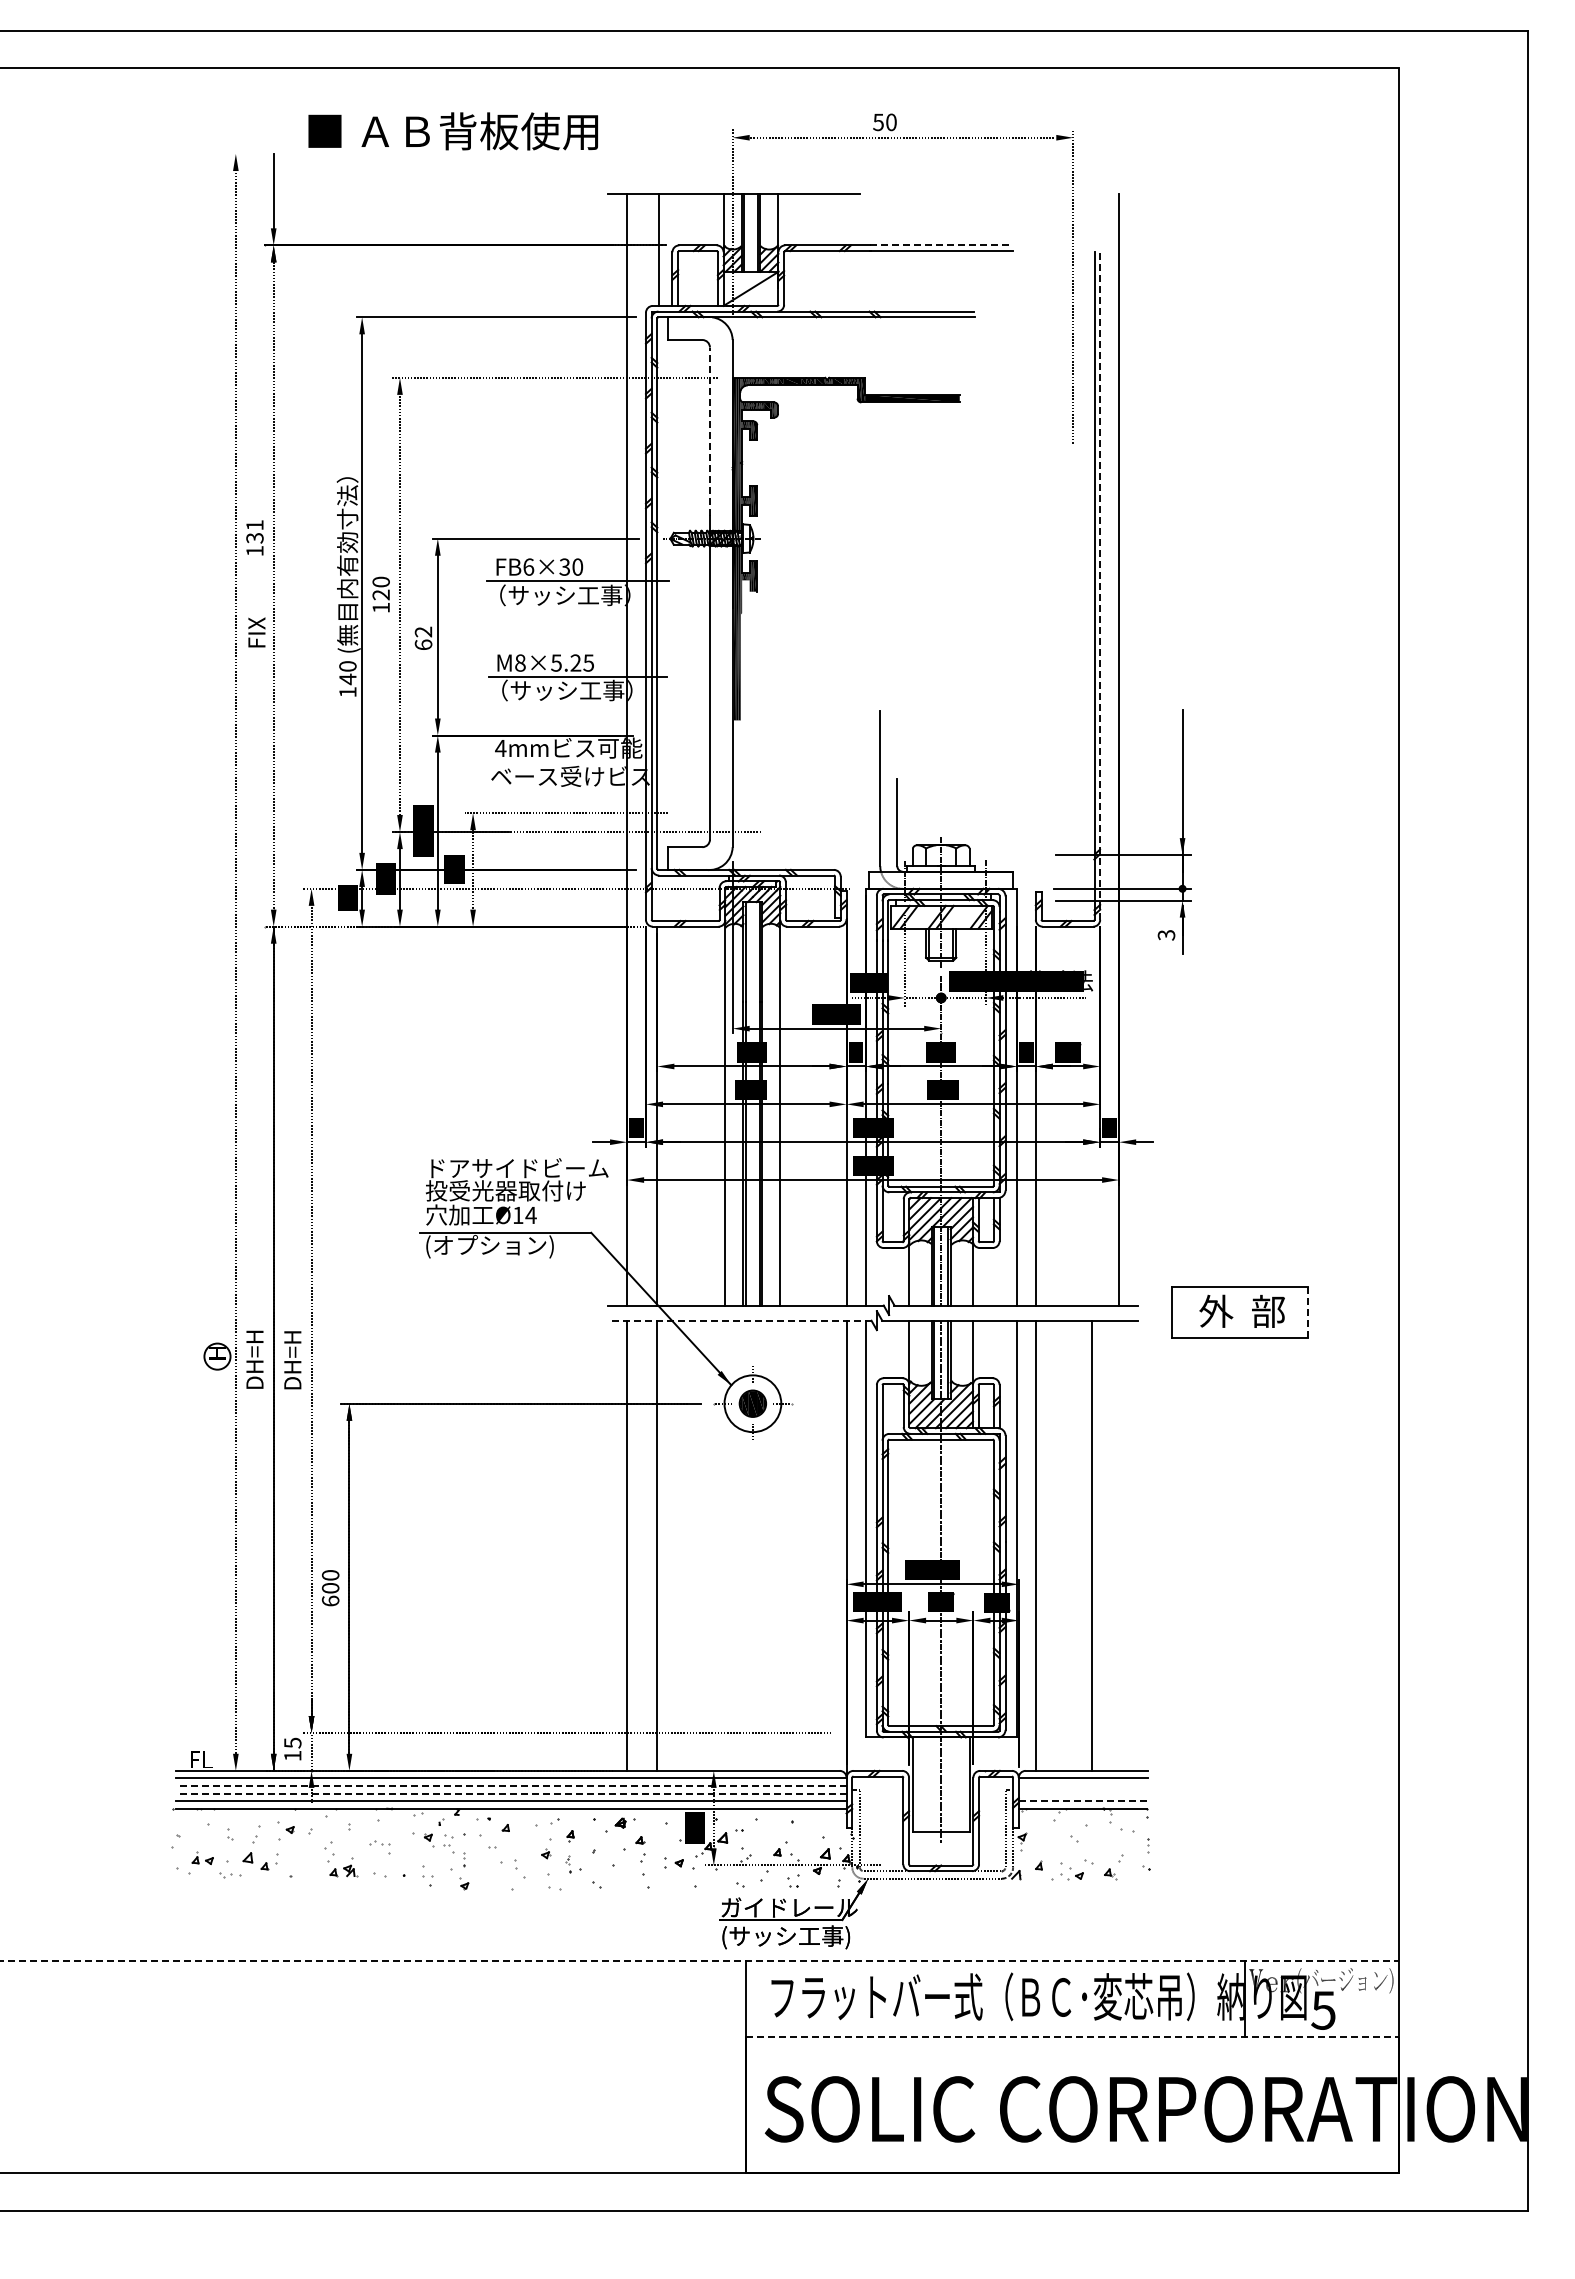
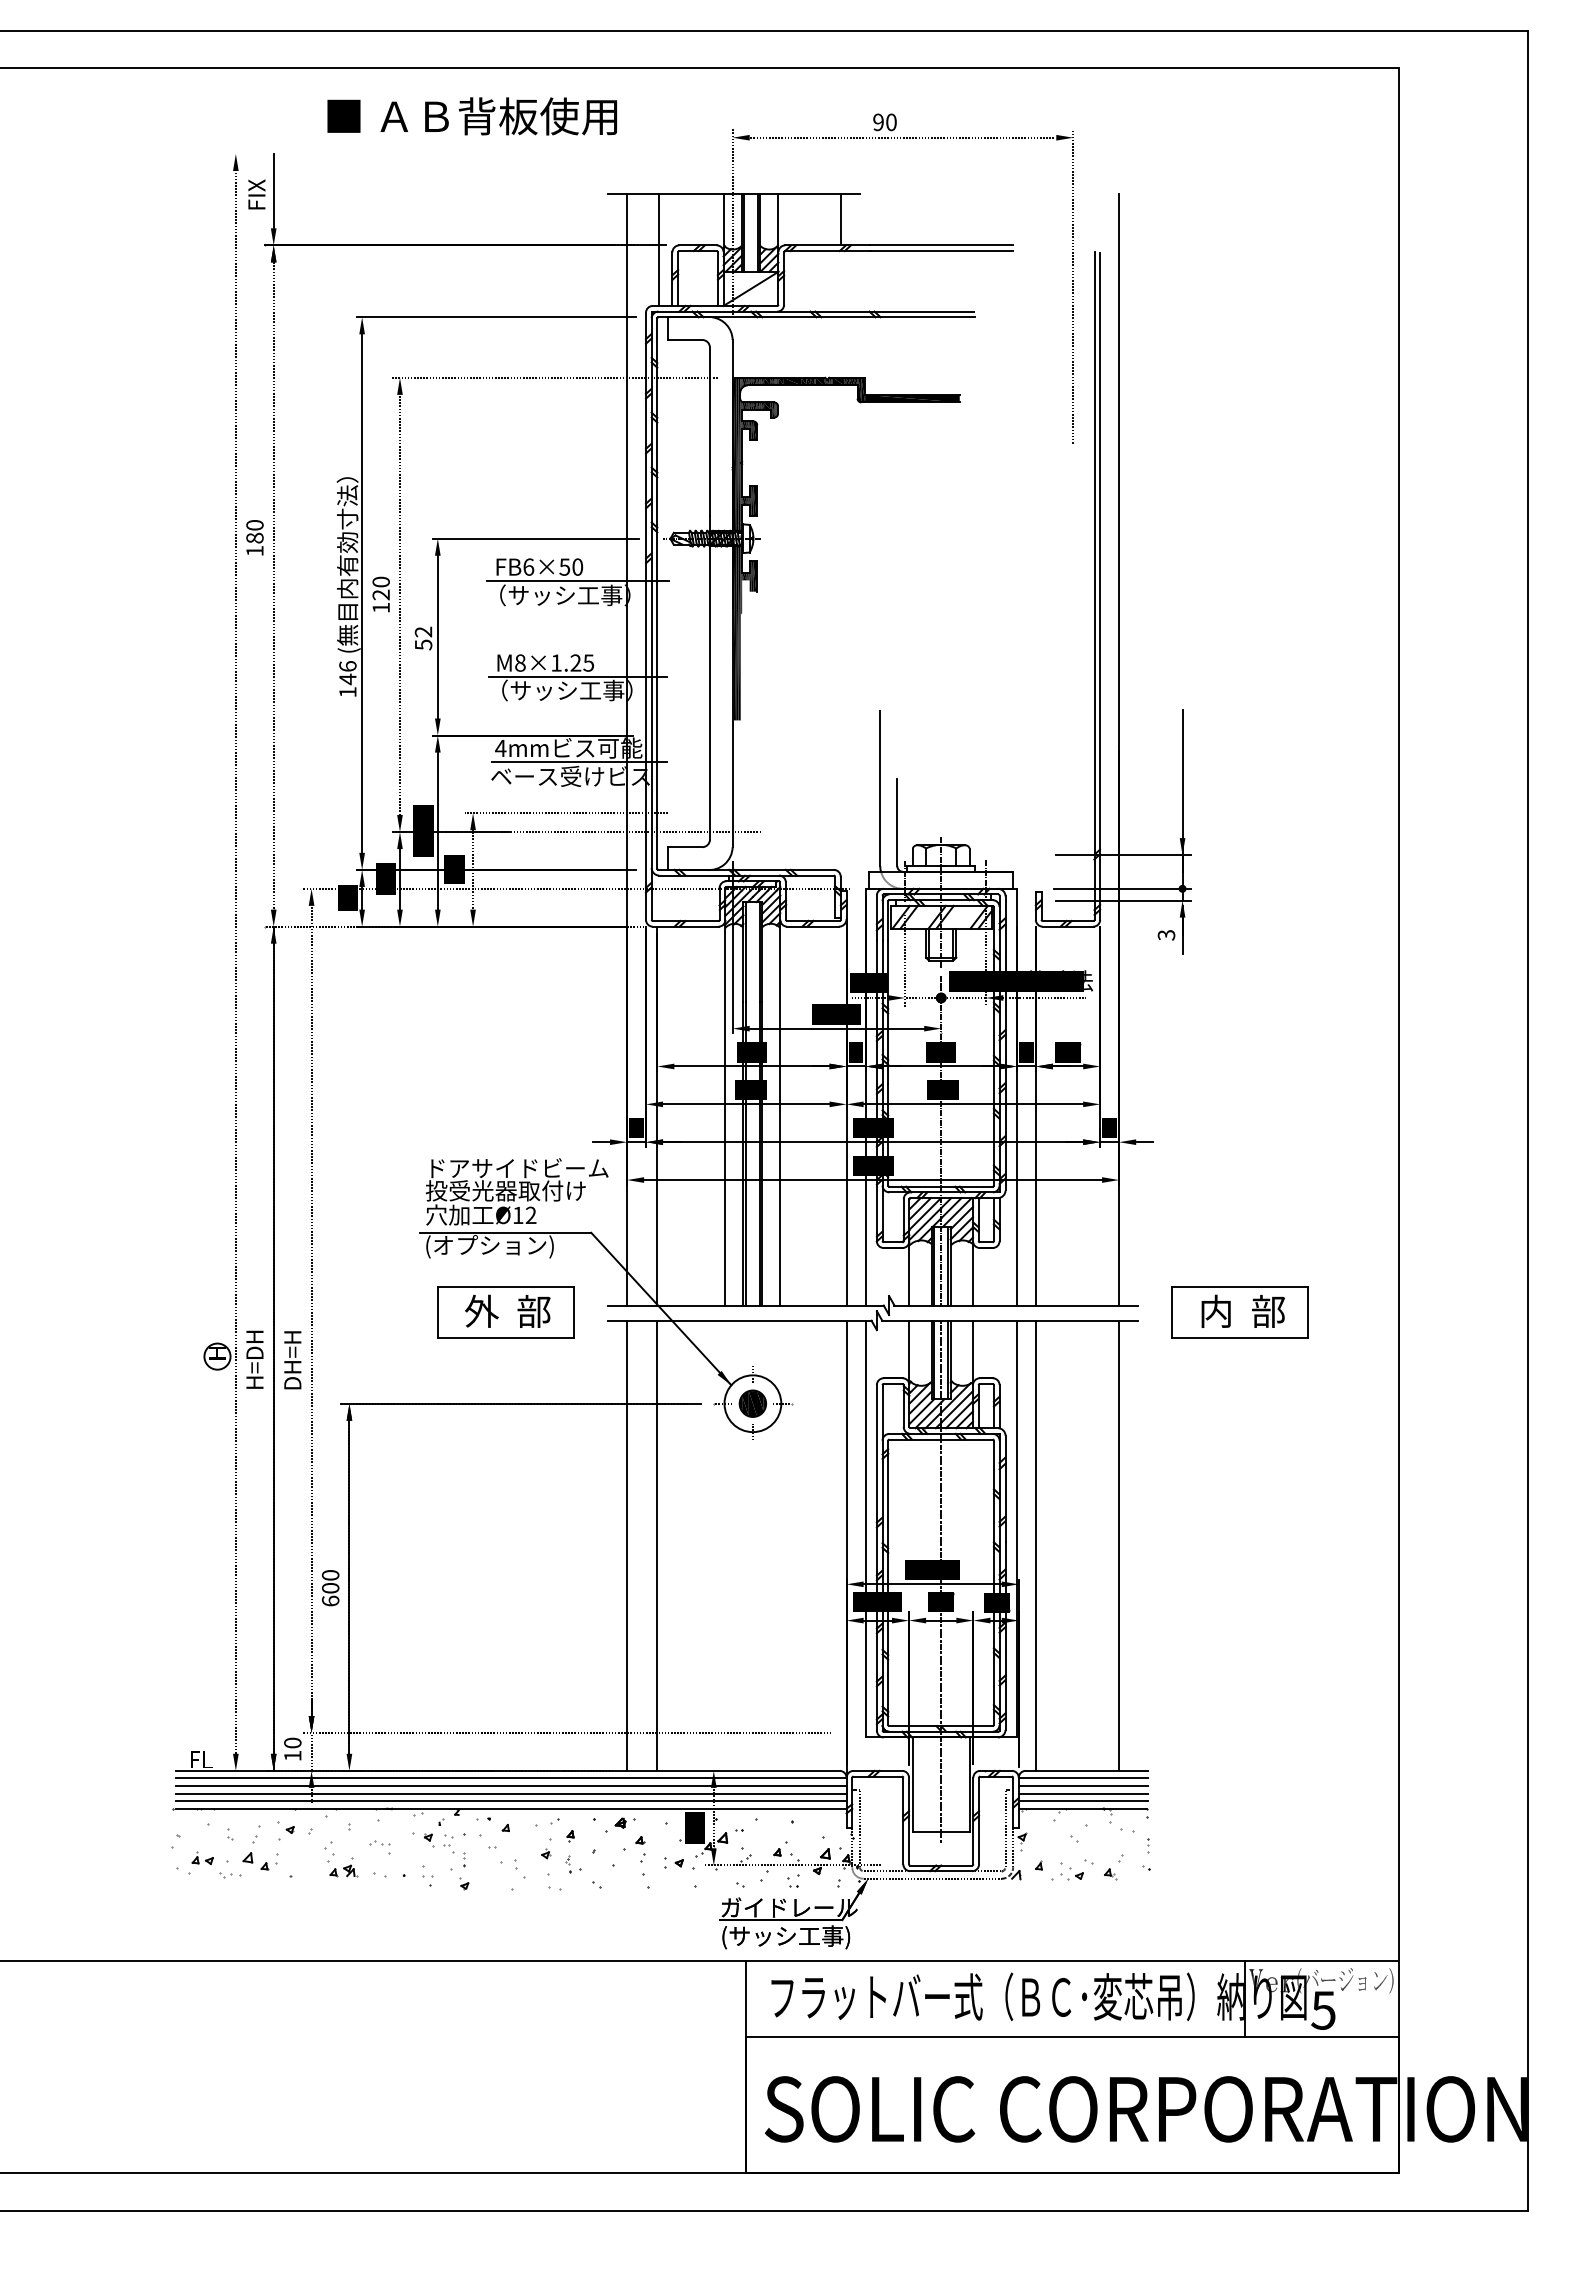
text: 50 -> 90 (878, 121)
text position: (452, 131) -> (471, 116) (471, 116)
line: none -> present (840, 219)
line: dashed -> solid (941, 245)
line: dashed -> solid (709, 431)
text: 131 -> 180 (254, 531)
text: FB6×30 -> FB6×50 (565, 566)
line: dashed -> solid (1100, 586)
text position: (256, 632) -> (256, 194) (256, 194)
text: 62 -> 52 (423, 644)
text: M8×5.25 -> M8×1.25 (556, 662)
text: 140 -> 146 (347, 666)
line: none -> present (579, 761)
text: Ø14 -> Ø12 (530, 1214)
text: 外  部 -> 内  部 (1216, 1310)
part: none -> present (505, 1312)
line: dashed -> solid (1308, 1312)
line: dashed -> solid (739, 1320)
text: DH=H -> H=DH (254, 1366)
line position: (1092, 1545) -> (1119, 1545) (1119, 1545)
text: 15 -> 10 (292, 1742)
line: dashed -> solid (510, 1786)
line: none -> present (1083, 1786)
line: dashed -> solid (510, 1793)
line: none -> present (1083, 1793)
line: dashed -> solid (1083, 1801)
line: dashed -> solid (700, 1960)
line: dashed -> solid (1073, 2036)
